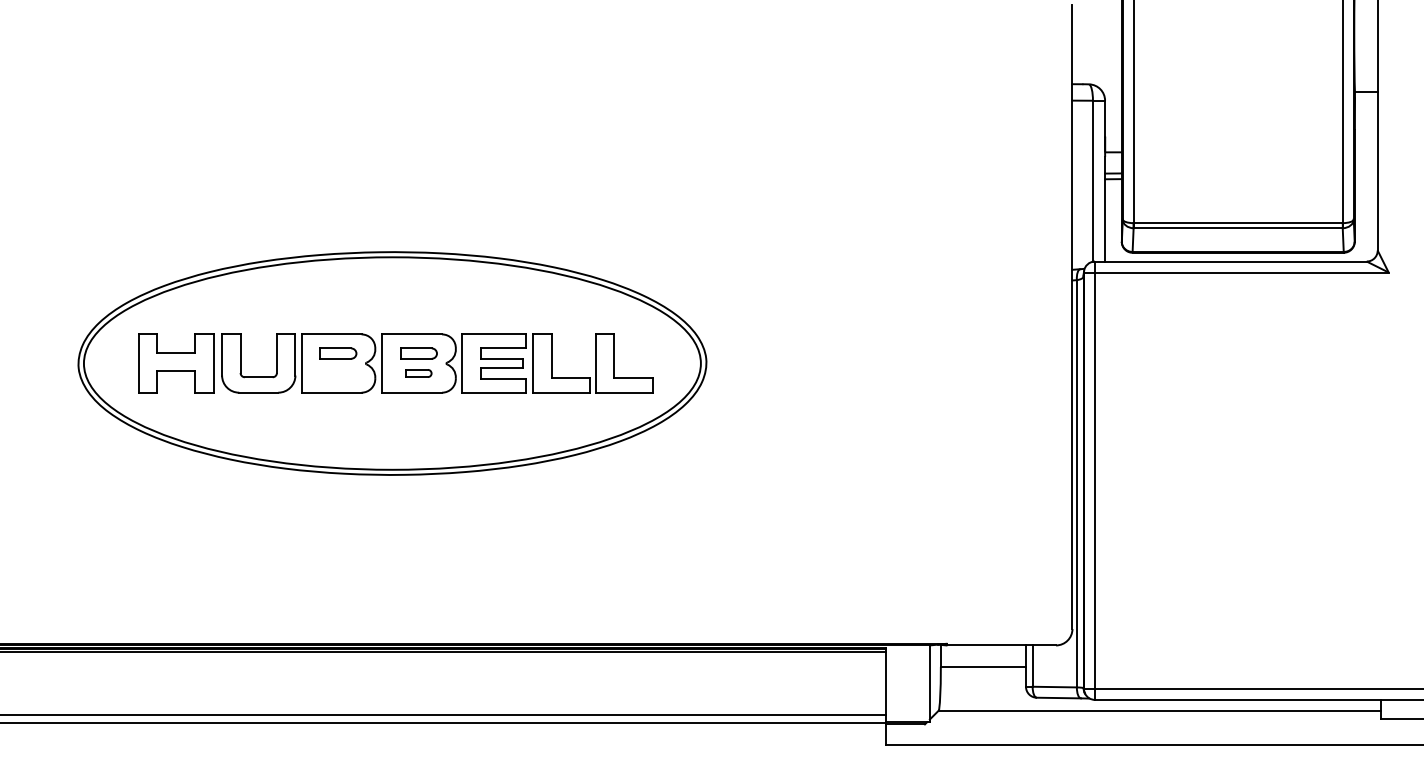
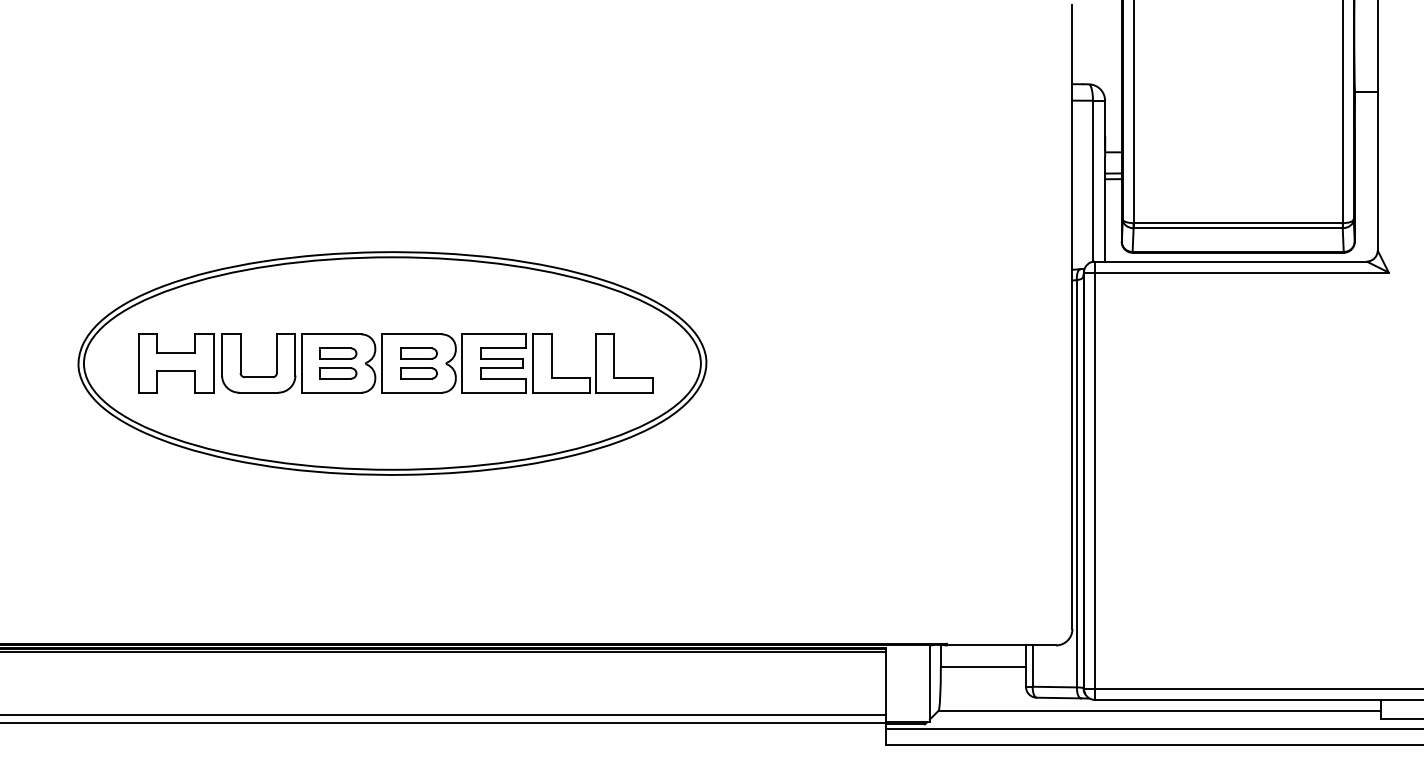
part: none -> present (338, 373)
part size: 28x9 px -> 38x13 px (418, 373)
line: none -> present (1153, 728)
